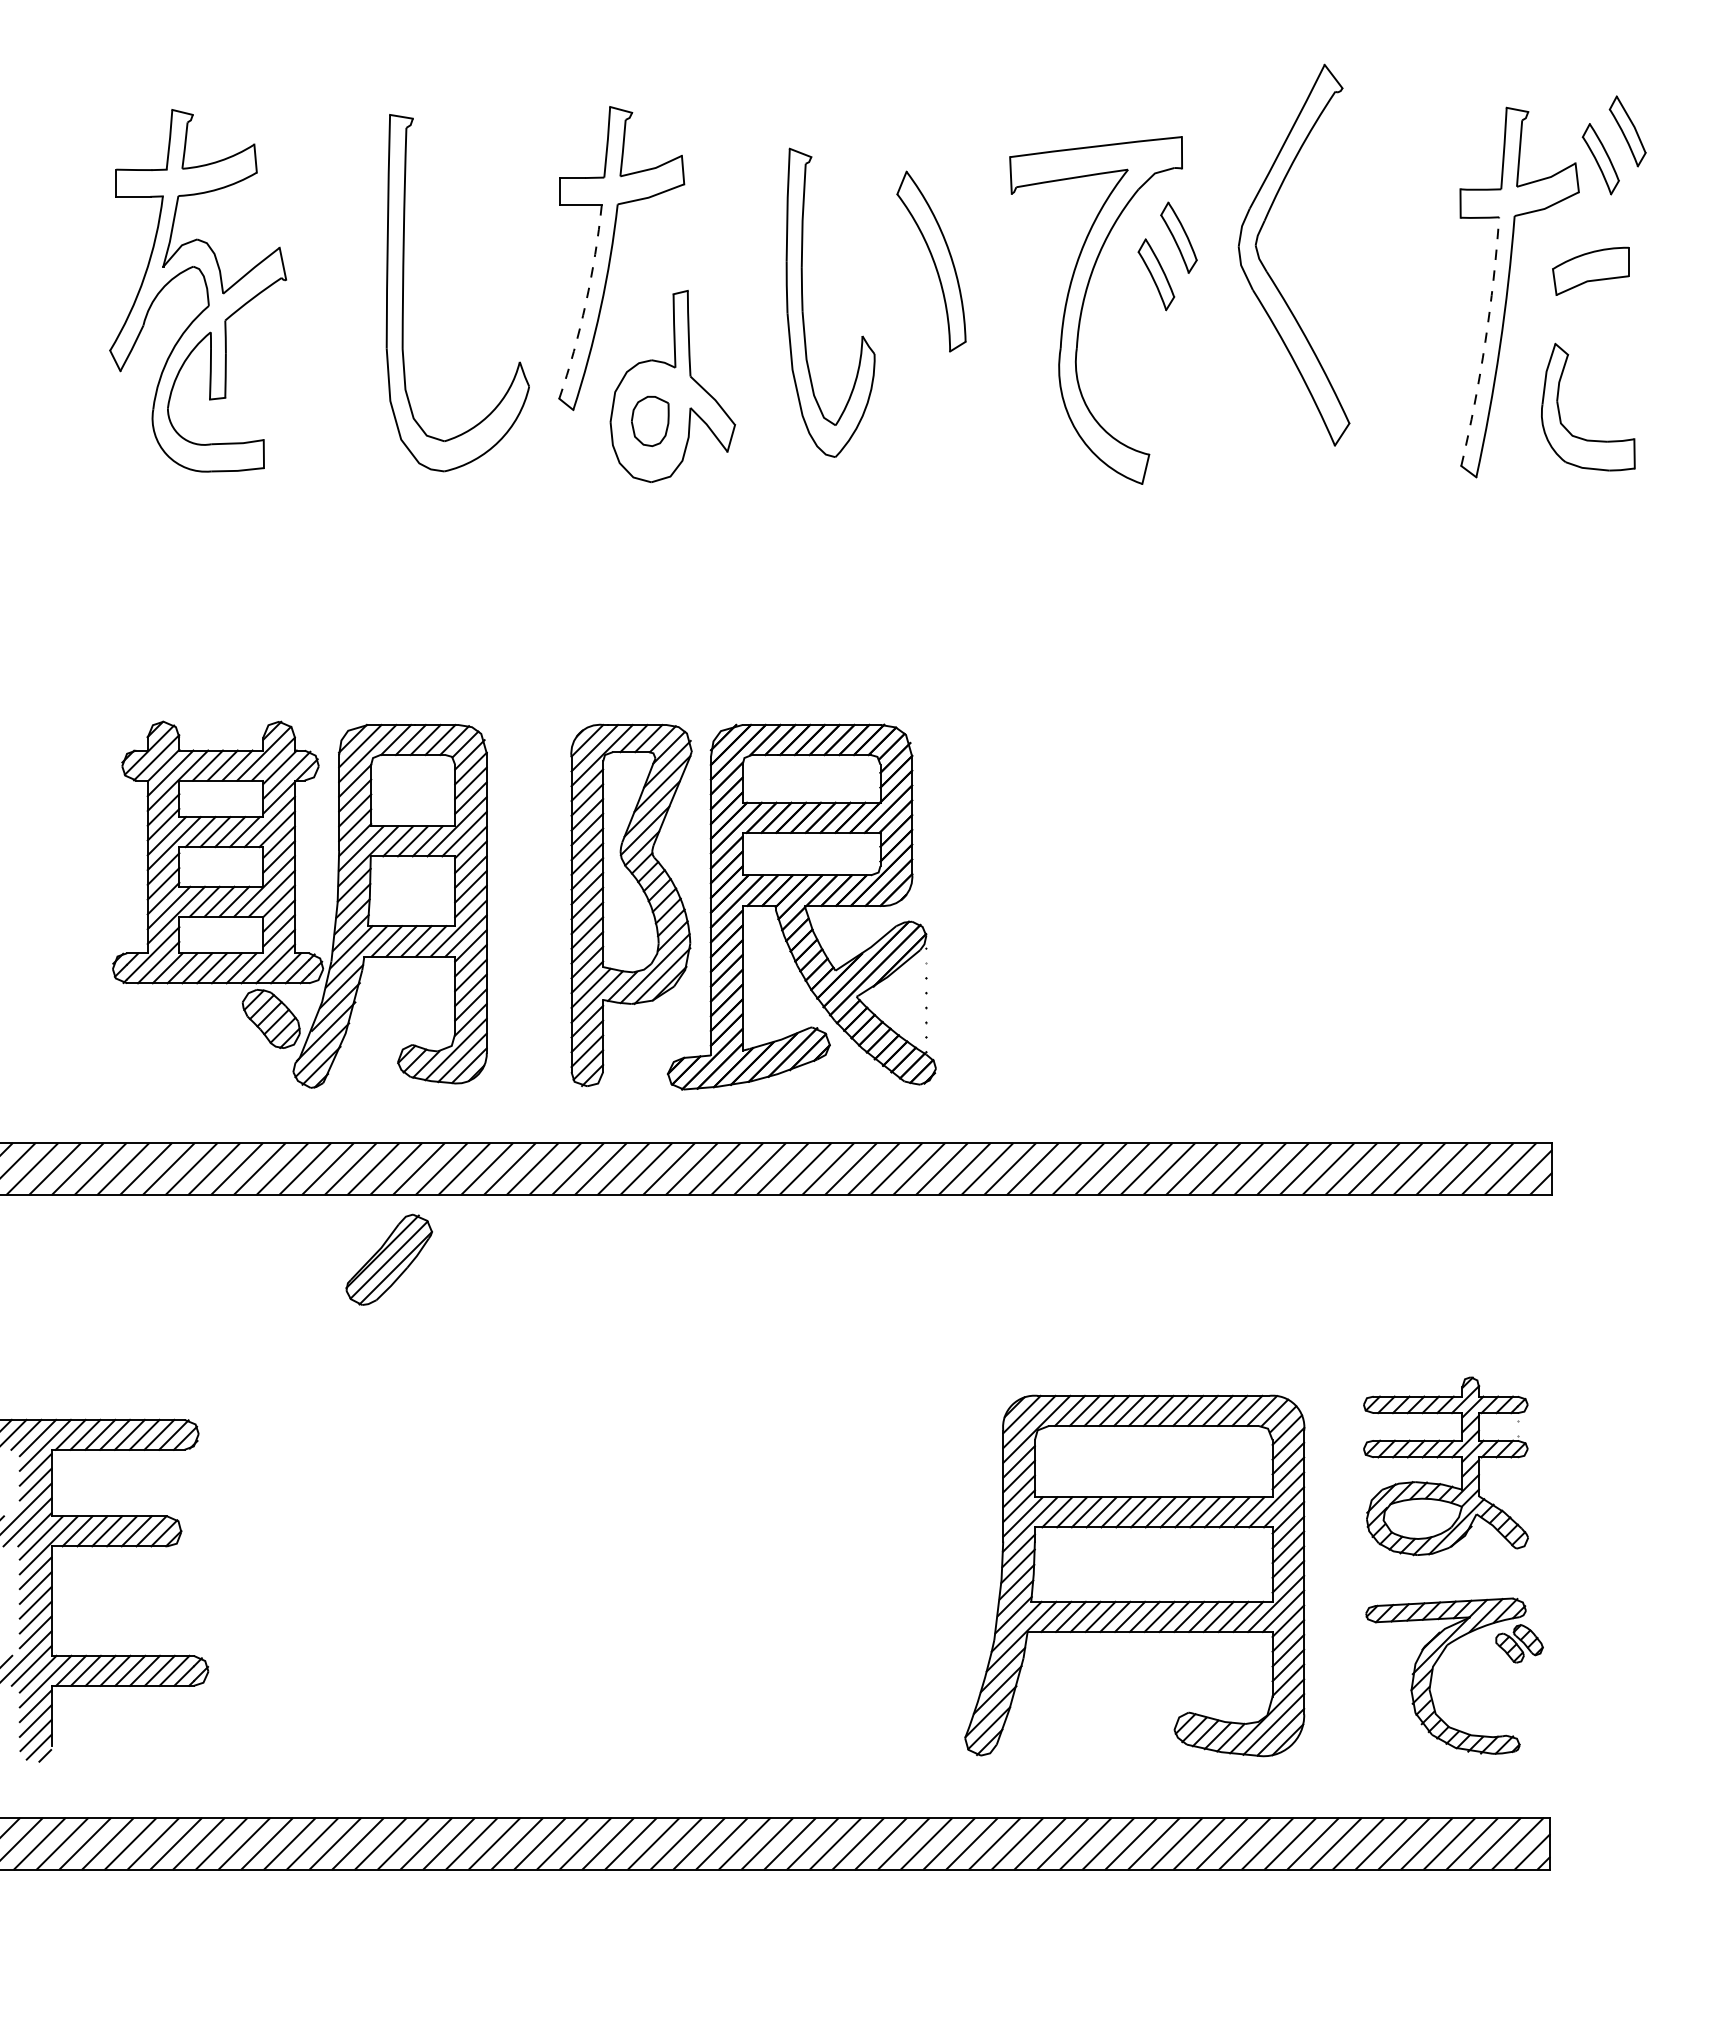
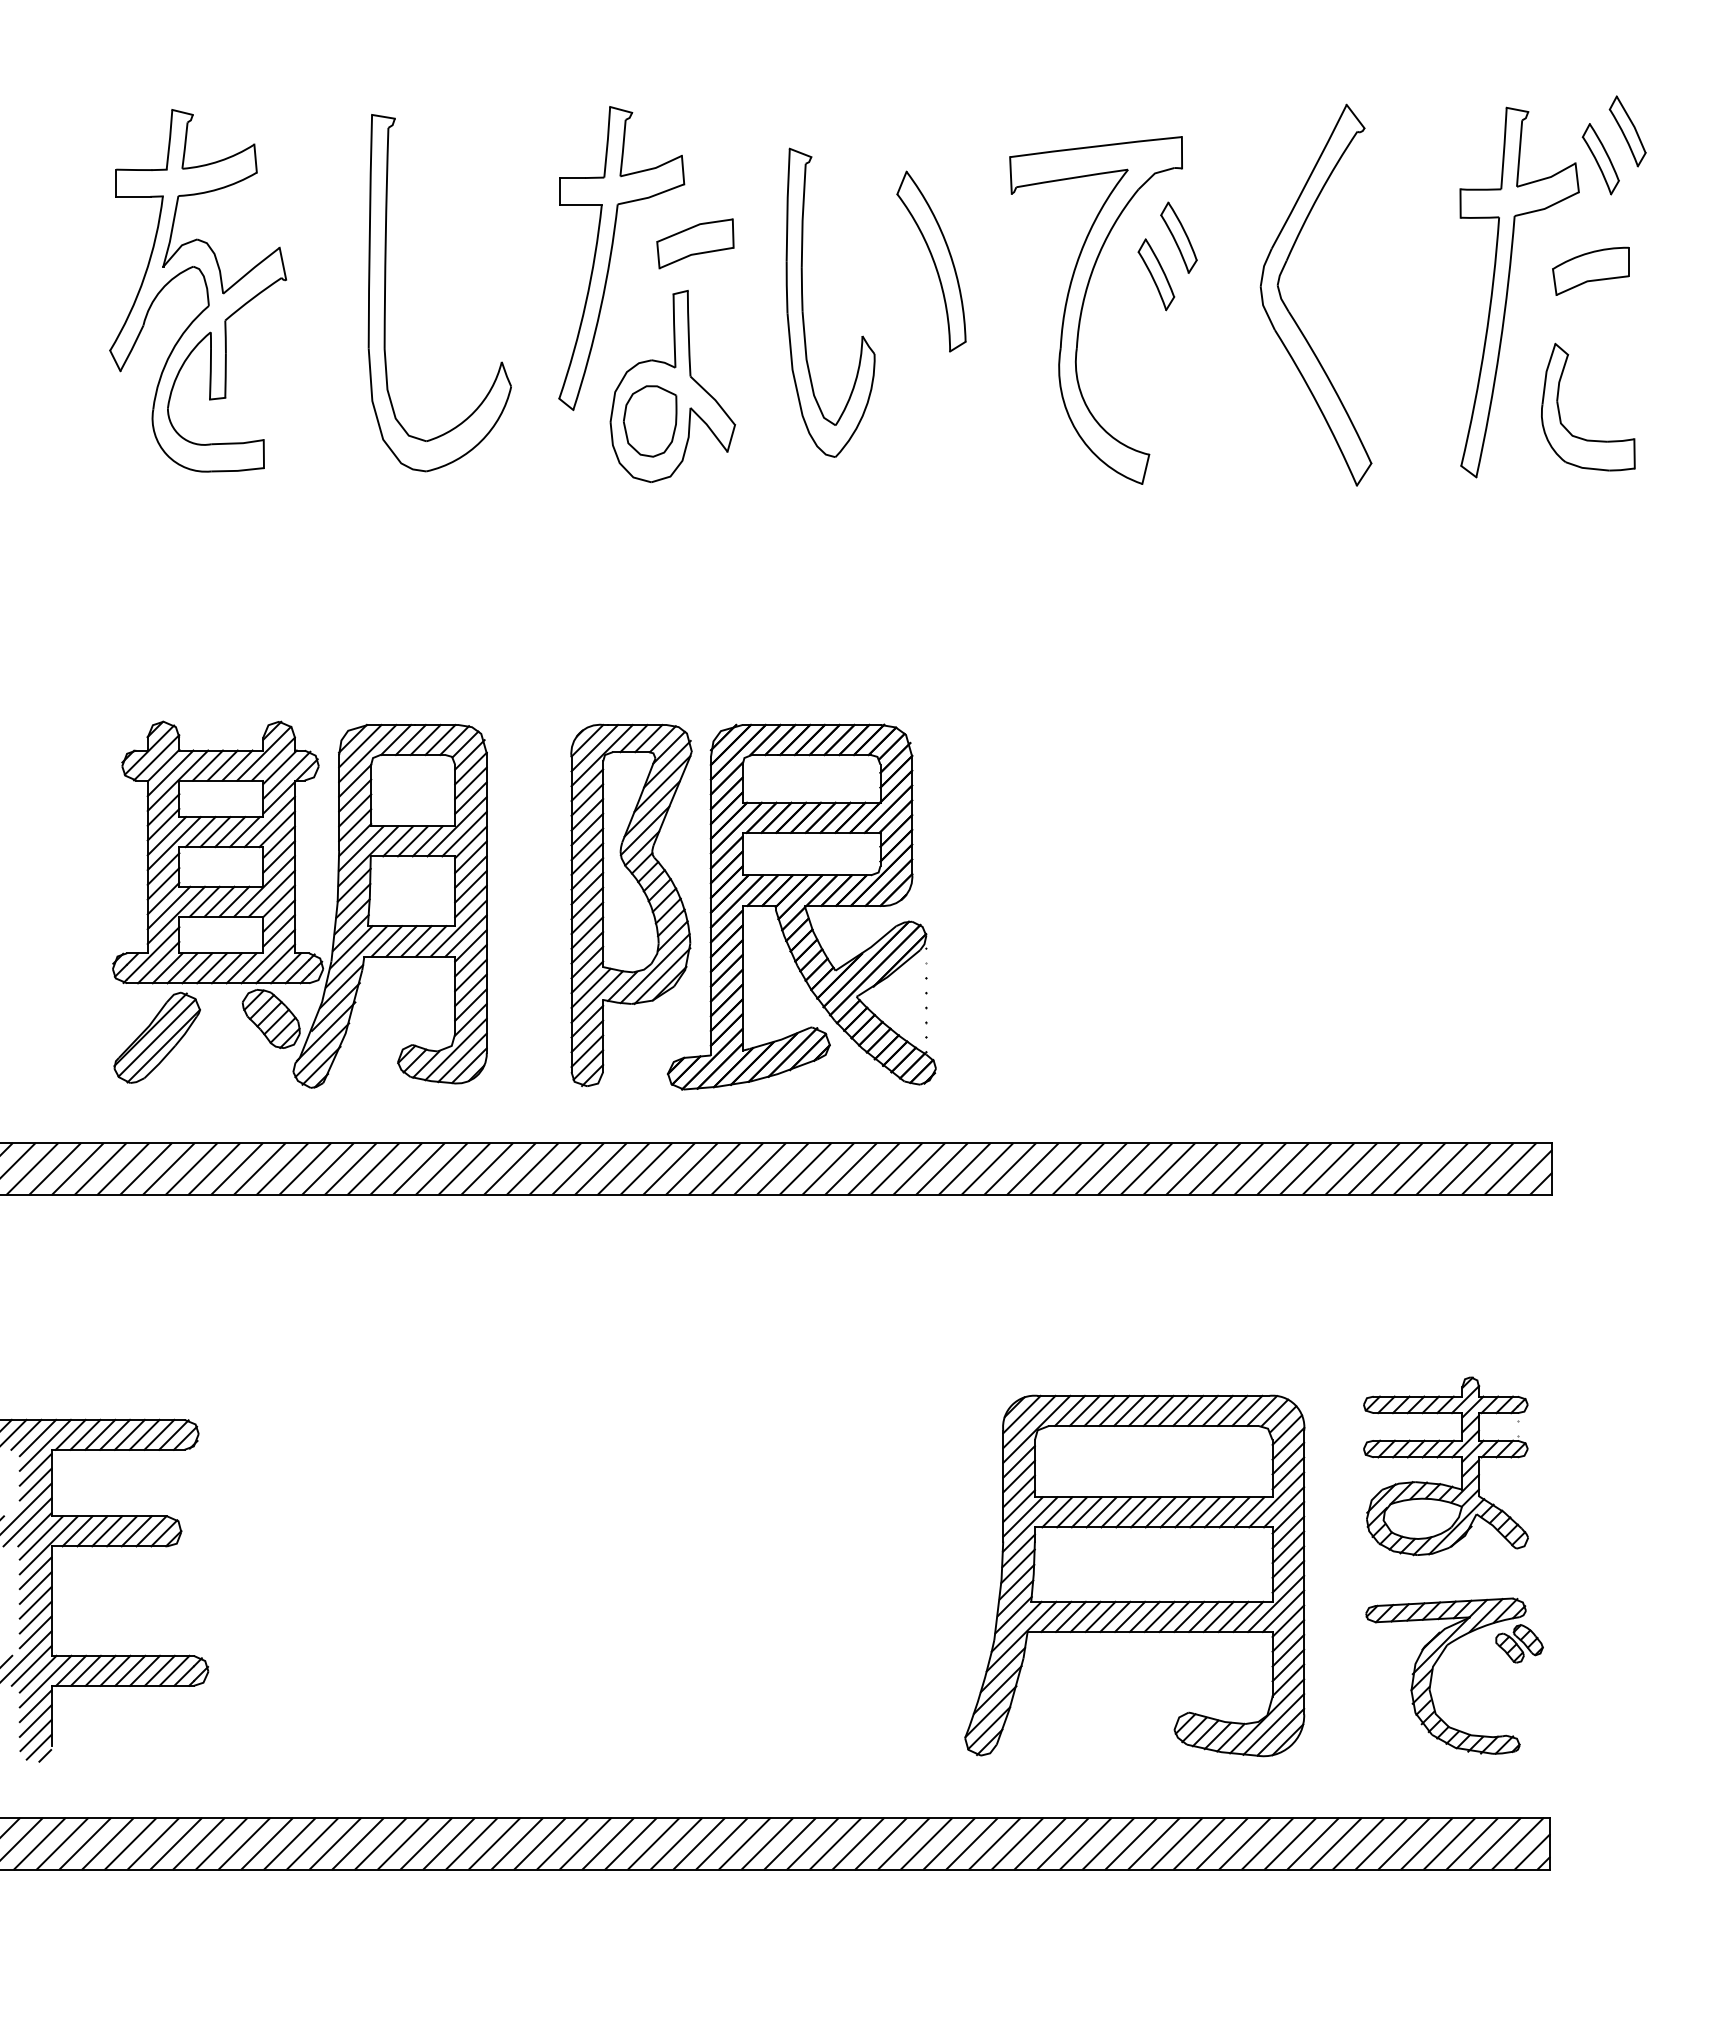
part: none -> present (695, 243)
part position: (1267, 270) -> (1289, 310) (1289, 310)
part position: (403, 293) -> (385, 293) (385, 293)
arc: dashed -> solid (585, 303)
arc: dashed -> solid (1485, 342)
part size: 39x53 px -> 55x73 px (650, 421)
part position: (388, 1259) -> (156, 1037) (156, 1037)
